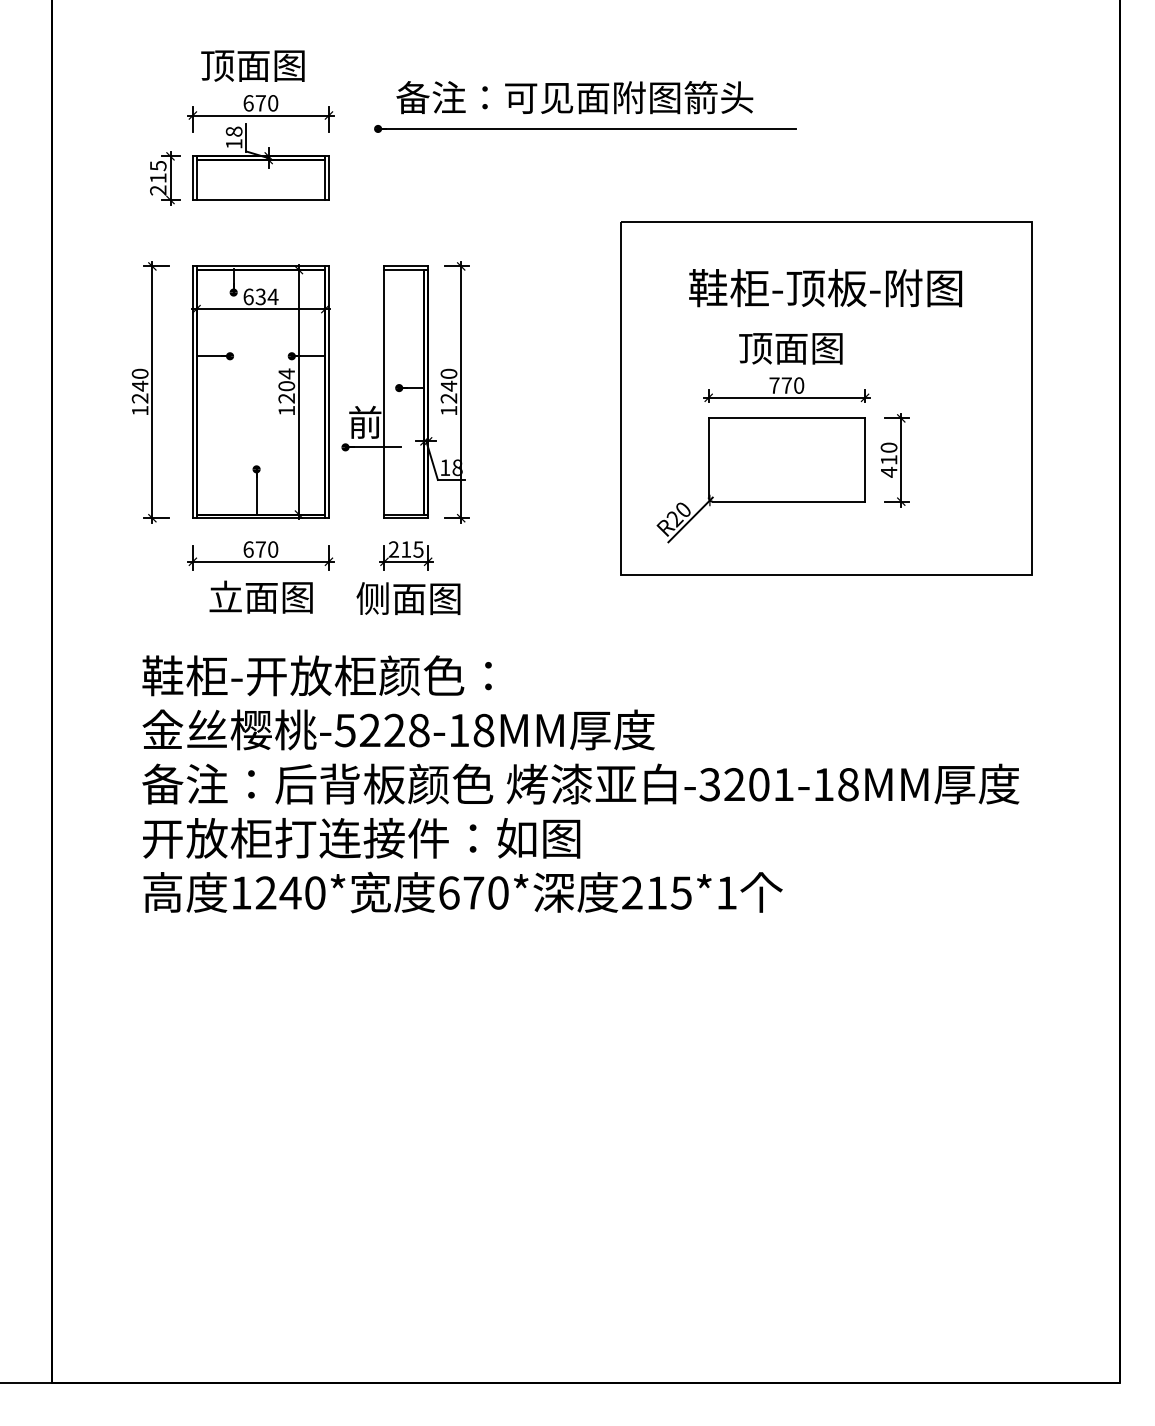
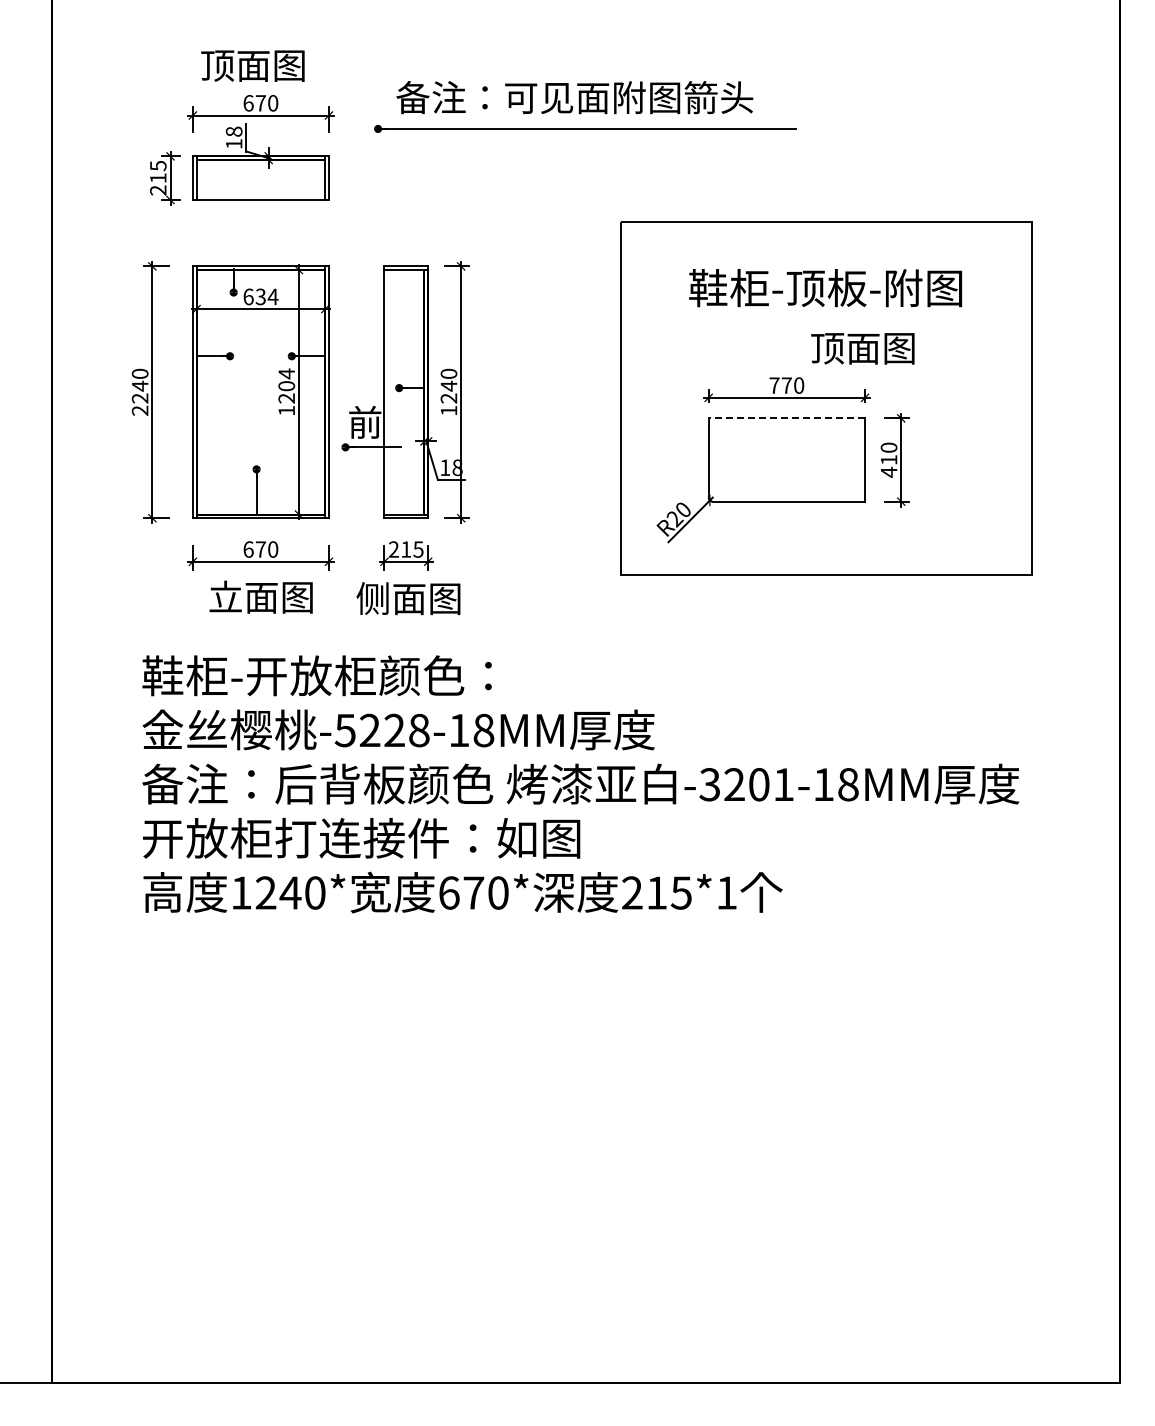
text position: (790, 348) -> (862, 348) (862, 348)
text: 1240 -> 2240 (139, 410)
line: solid -> dashed (786, 418)
